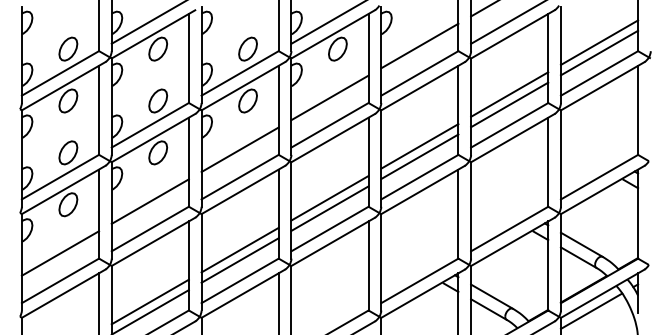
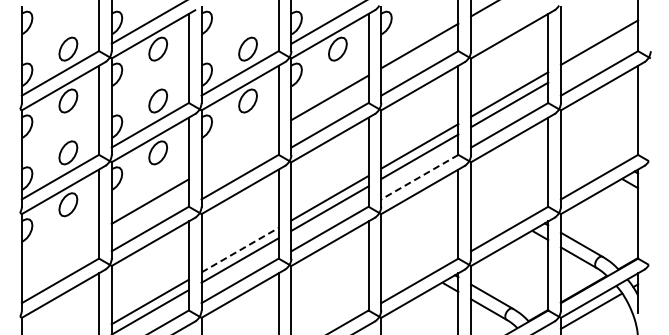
line: present -> none (507, 22)
line: present -> none (599, 52)
line: present -> none (239, 149)
line: solid -> dashed (419, 177)
line: solid -> dashed (240, 250)
line: present -> none (60, 253)
